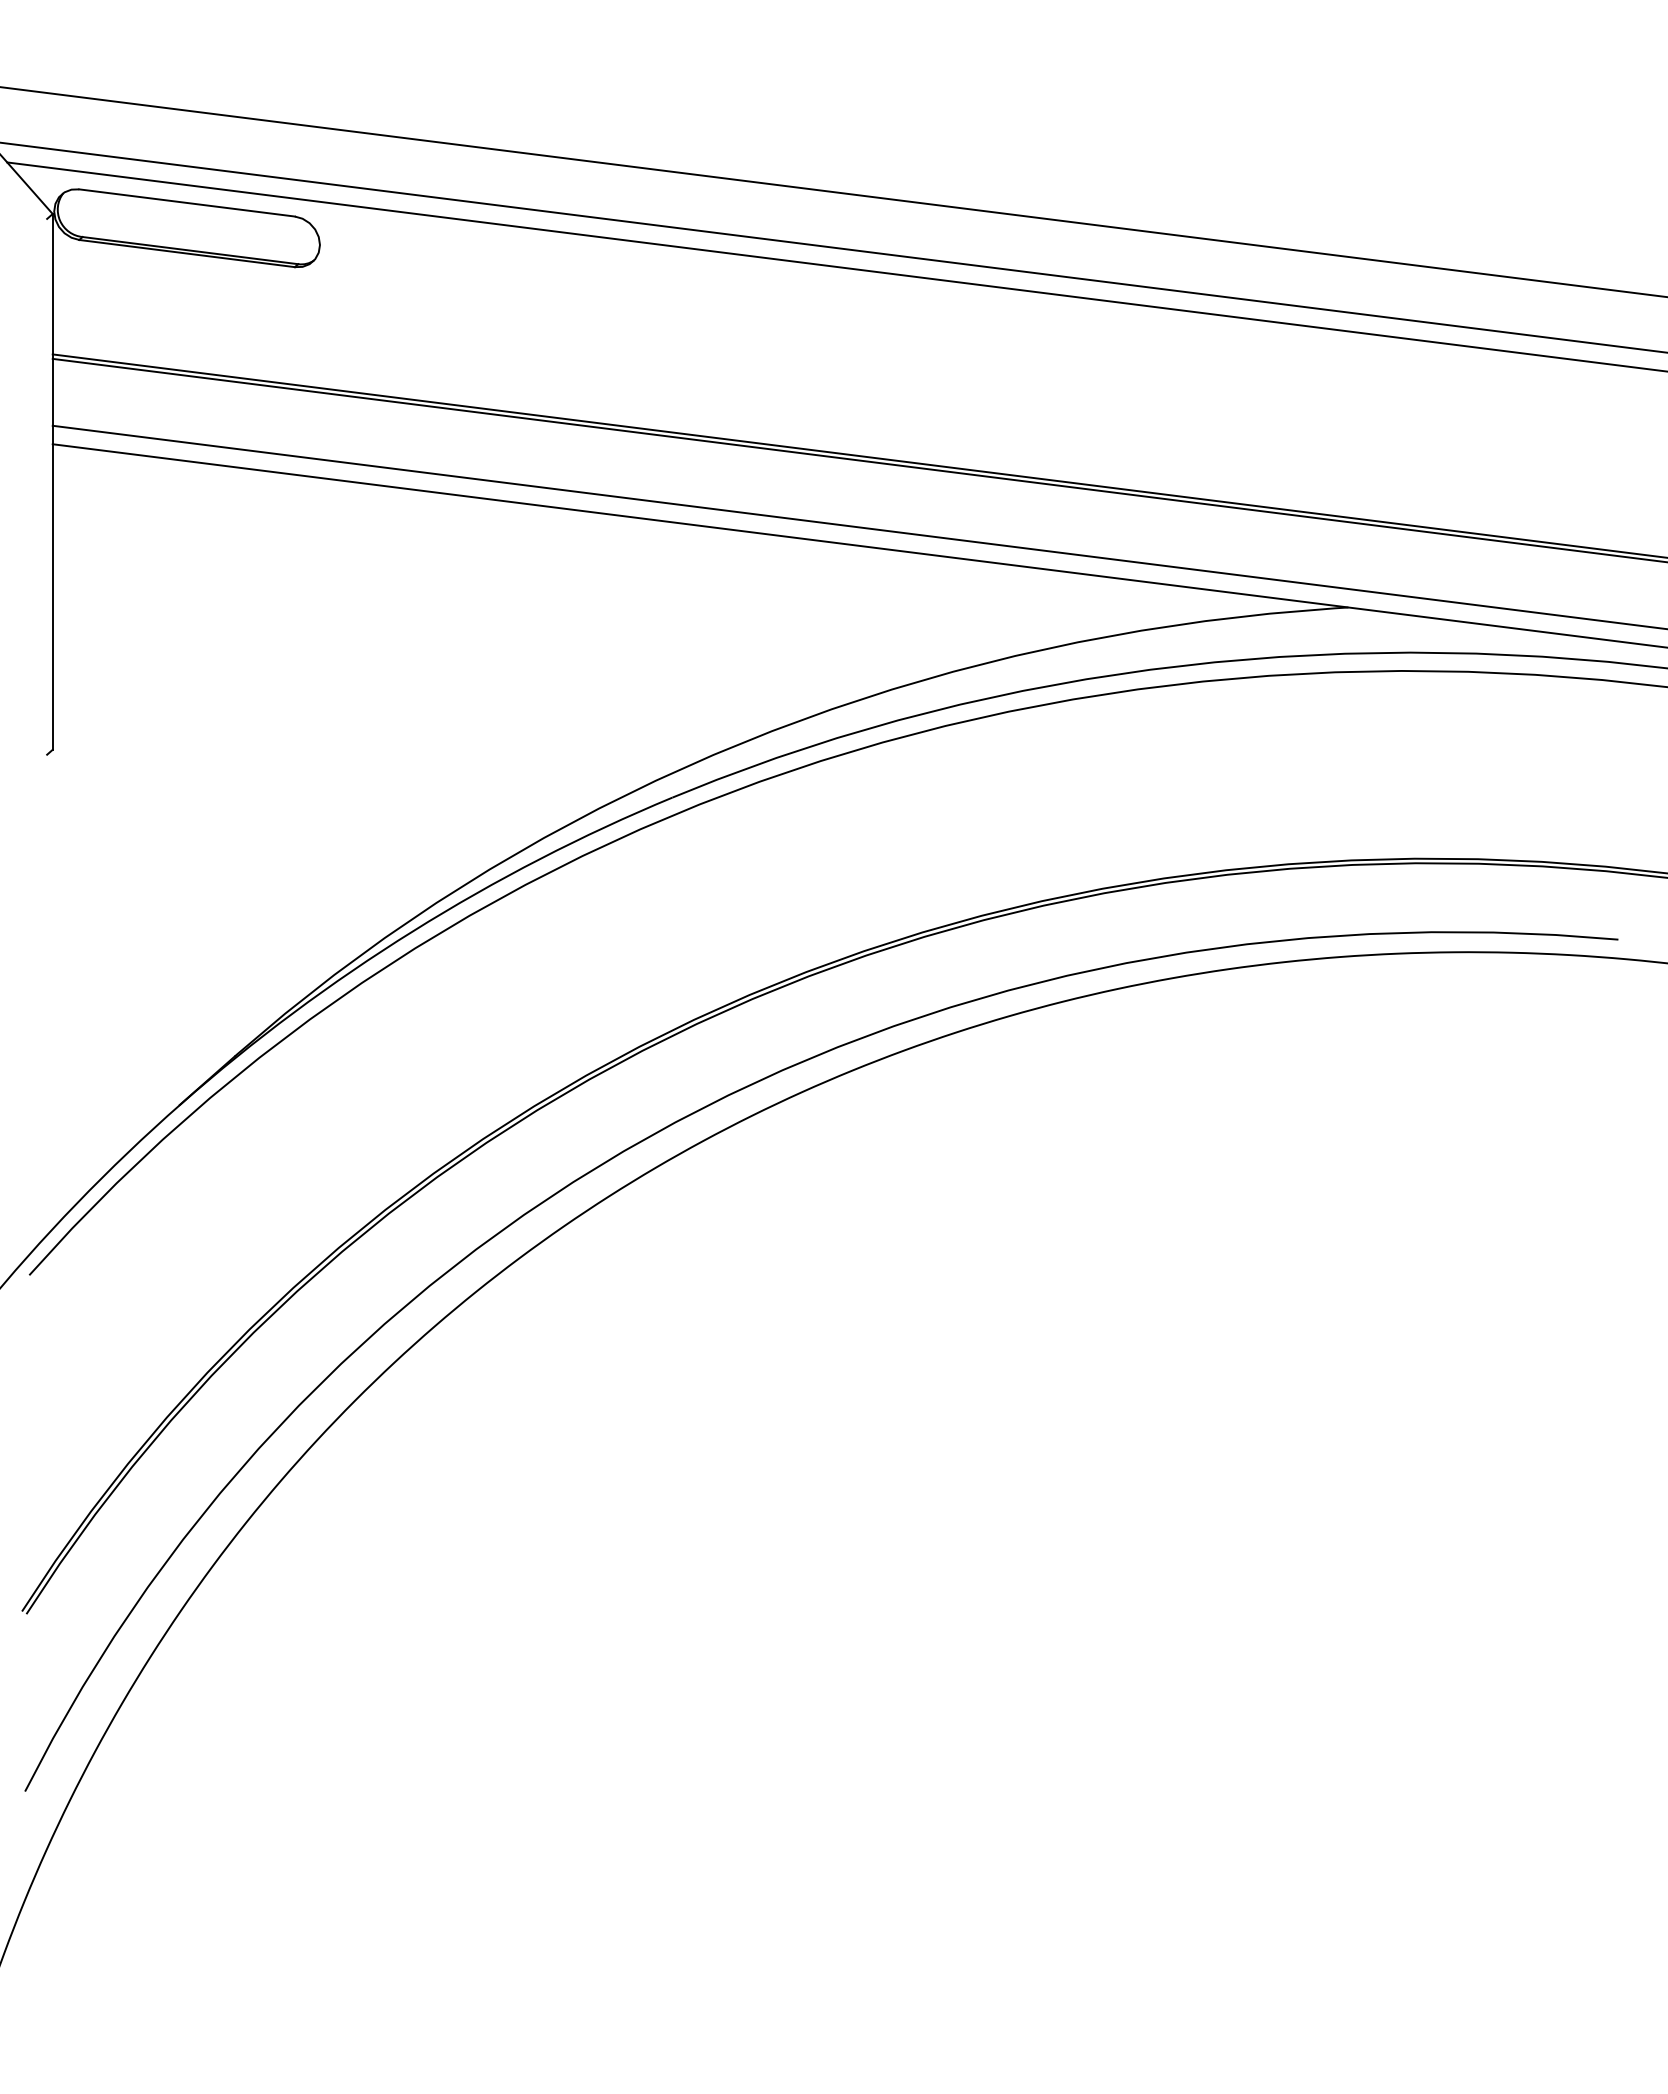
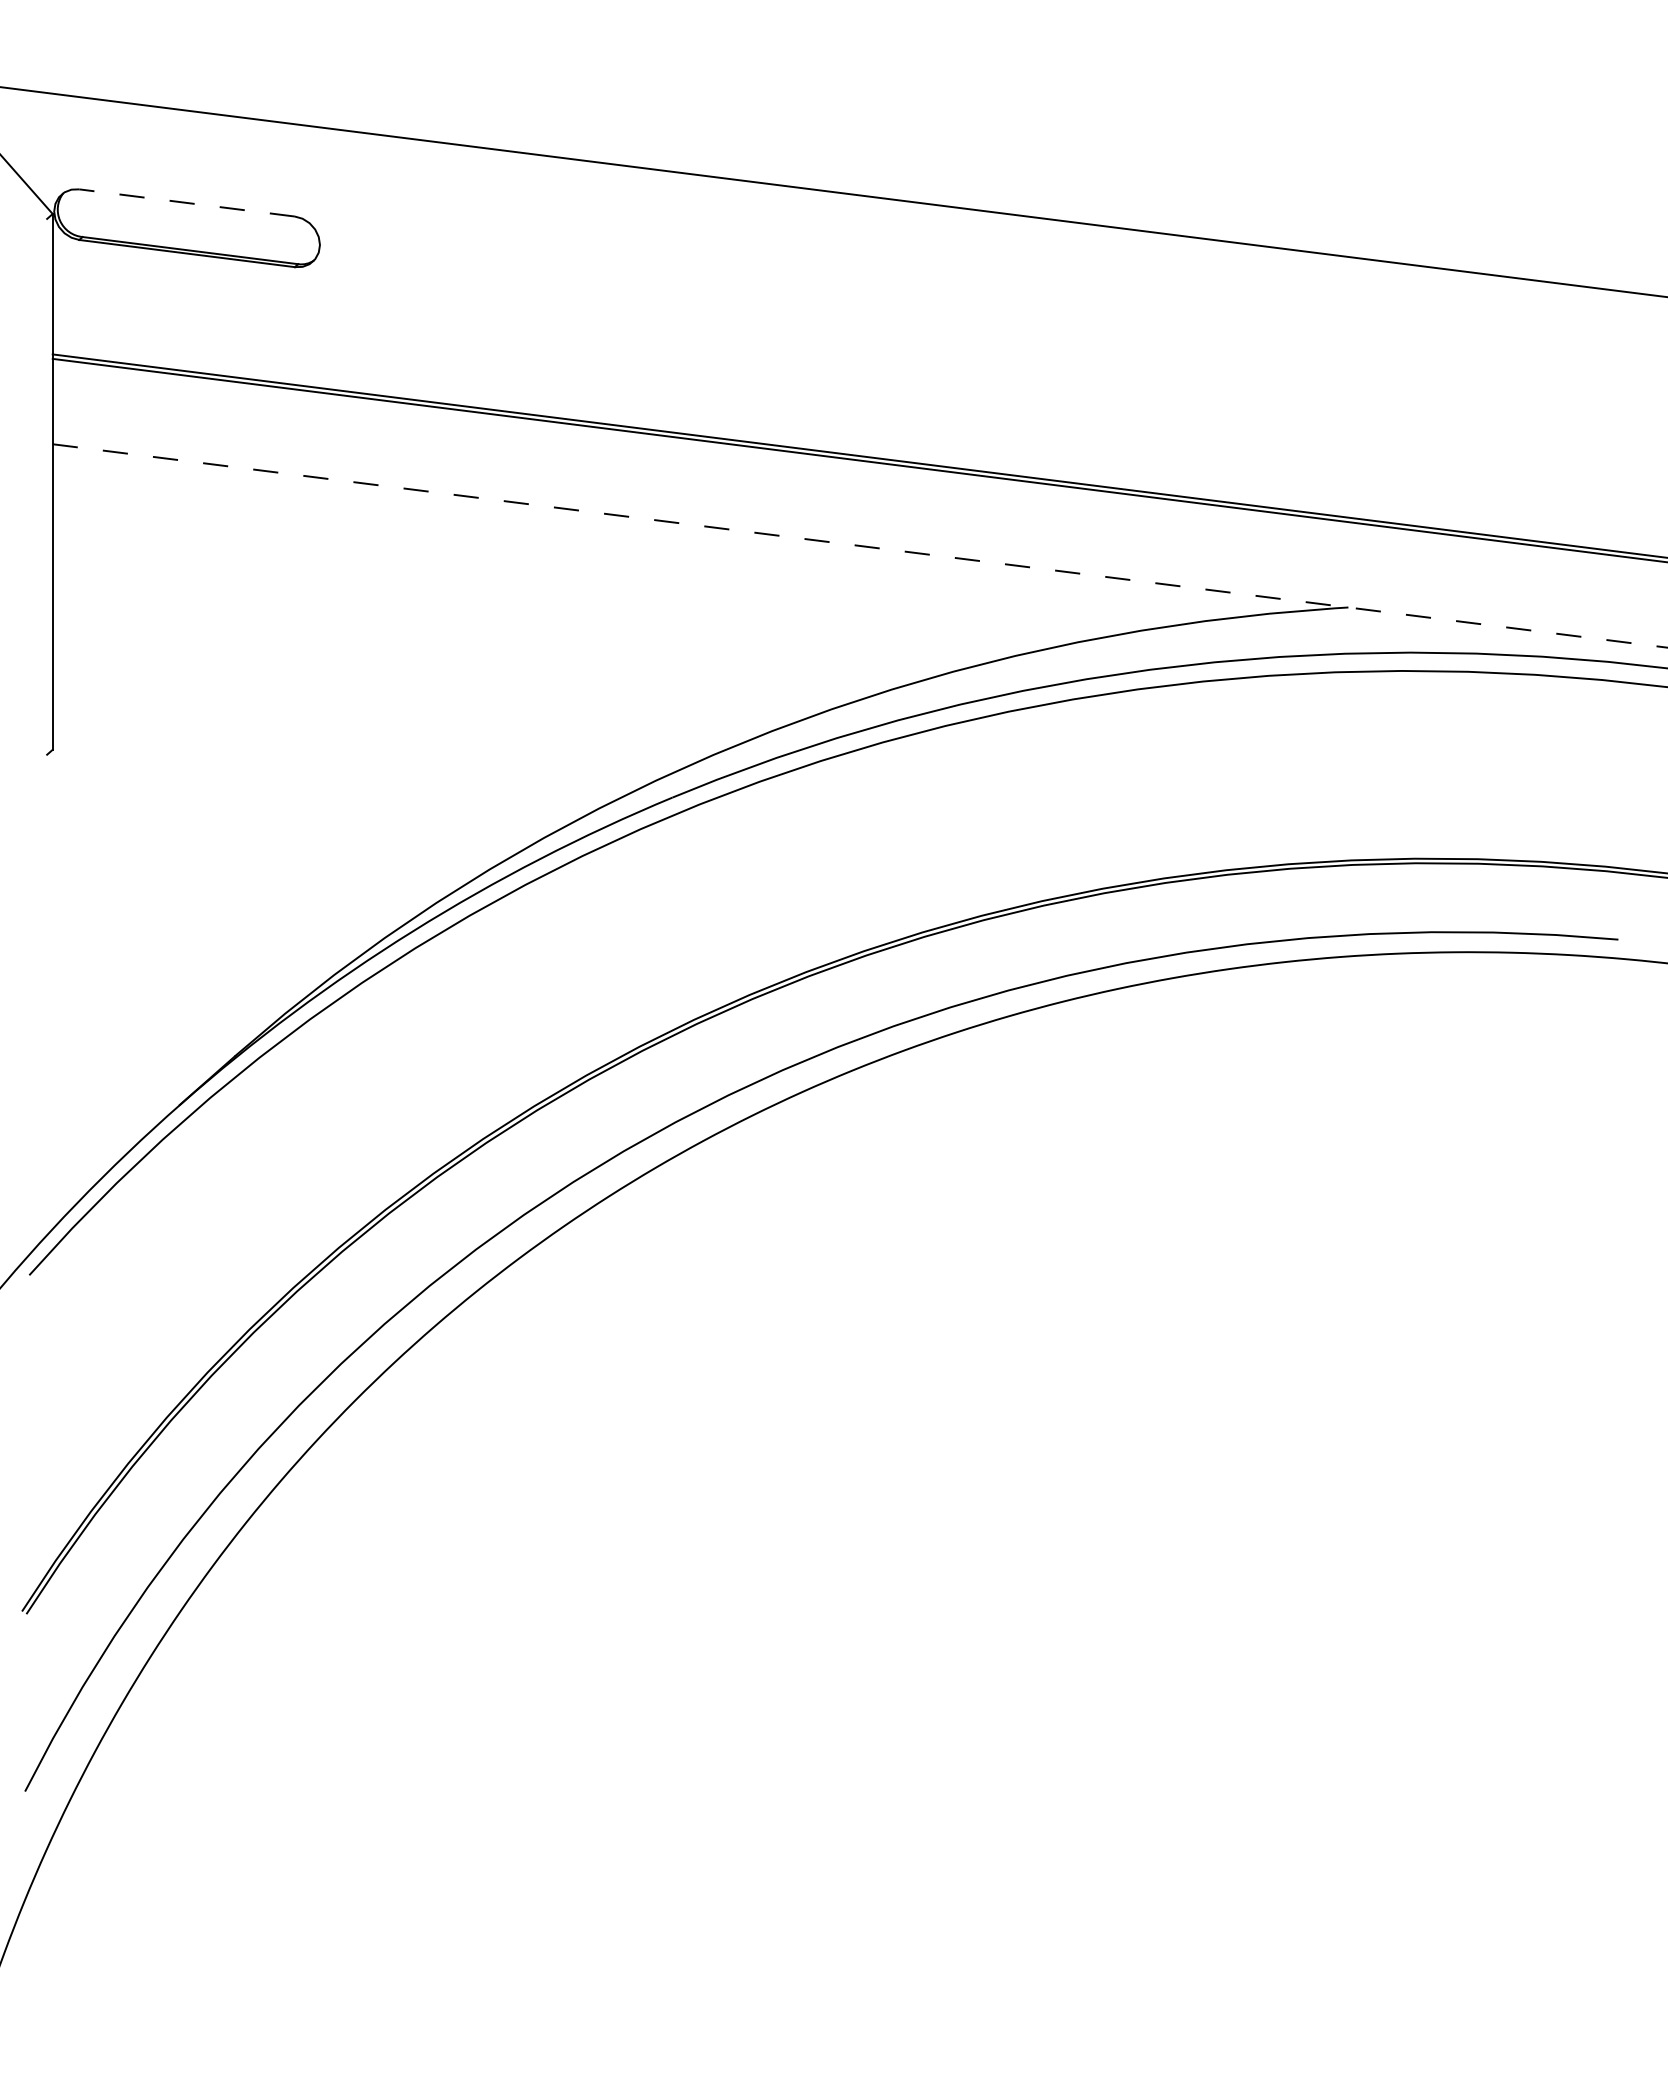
line: solid -> dashed (187, 202)
line: present -> none (833, 247)
line: present -> none (835, 266)
line: present -> none (858, 526)
line: solid -> dashed (860, 545)
